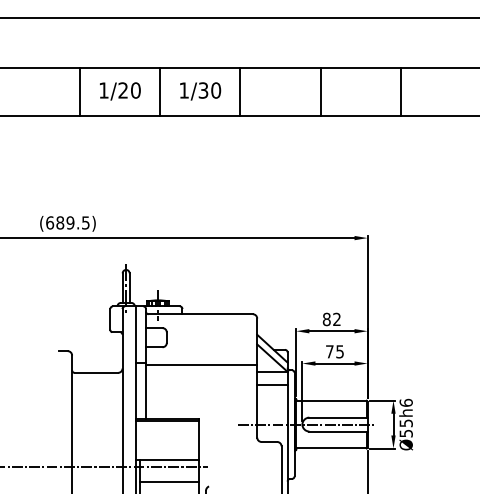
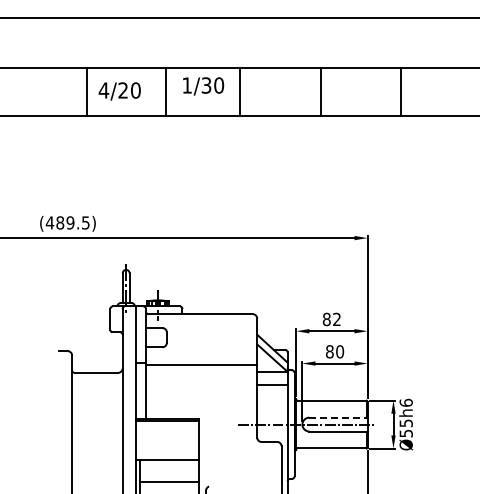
text: 1/20 -> 4/20 (103, 90)
line position: (79, 91) -> (86, 91) (86, 91)
line position: (160, 91) -> (166, 91) (166, 91)
text position: (200, 91) -> (203, 86) (203, 86)
text: (689.5) -> (489.5) (49, 222)
text: 75 -> 80 (335, 351)
line: solid -> dashed (338, 417)
line: present -> none (105, 467)
